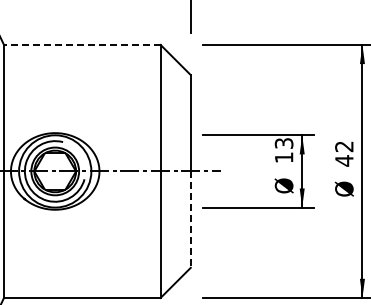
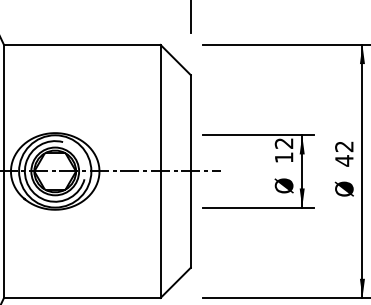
line: dashed -> solid (81, 44)
text: 13 -> 12 (284, 143)
line: dashed -> solid (190, 220)
